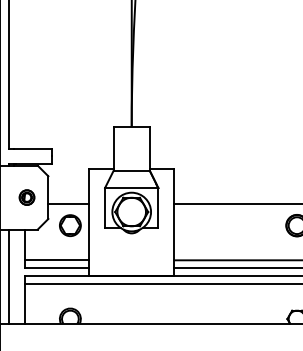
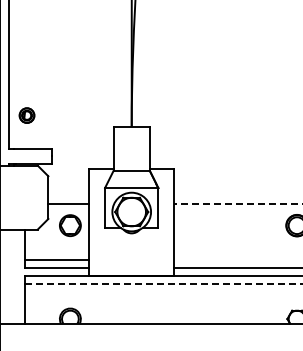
part position: (26, 197) -> (26, 115) (26, 115)
line: solid -> dashed (238, 204)
line: present -> none (236, 260)
line: present -> none (9, 276)
line: solid -> dashed (163, 284)
